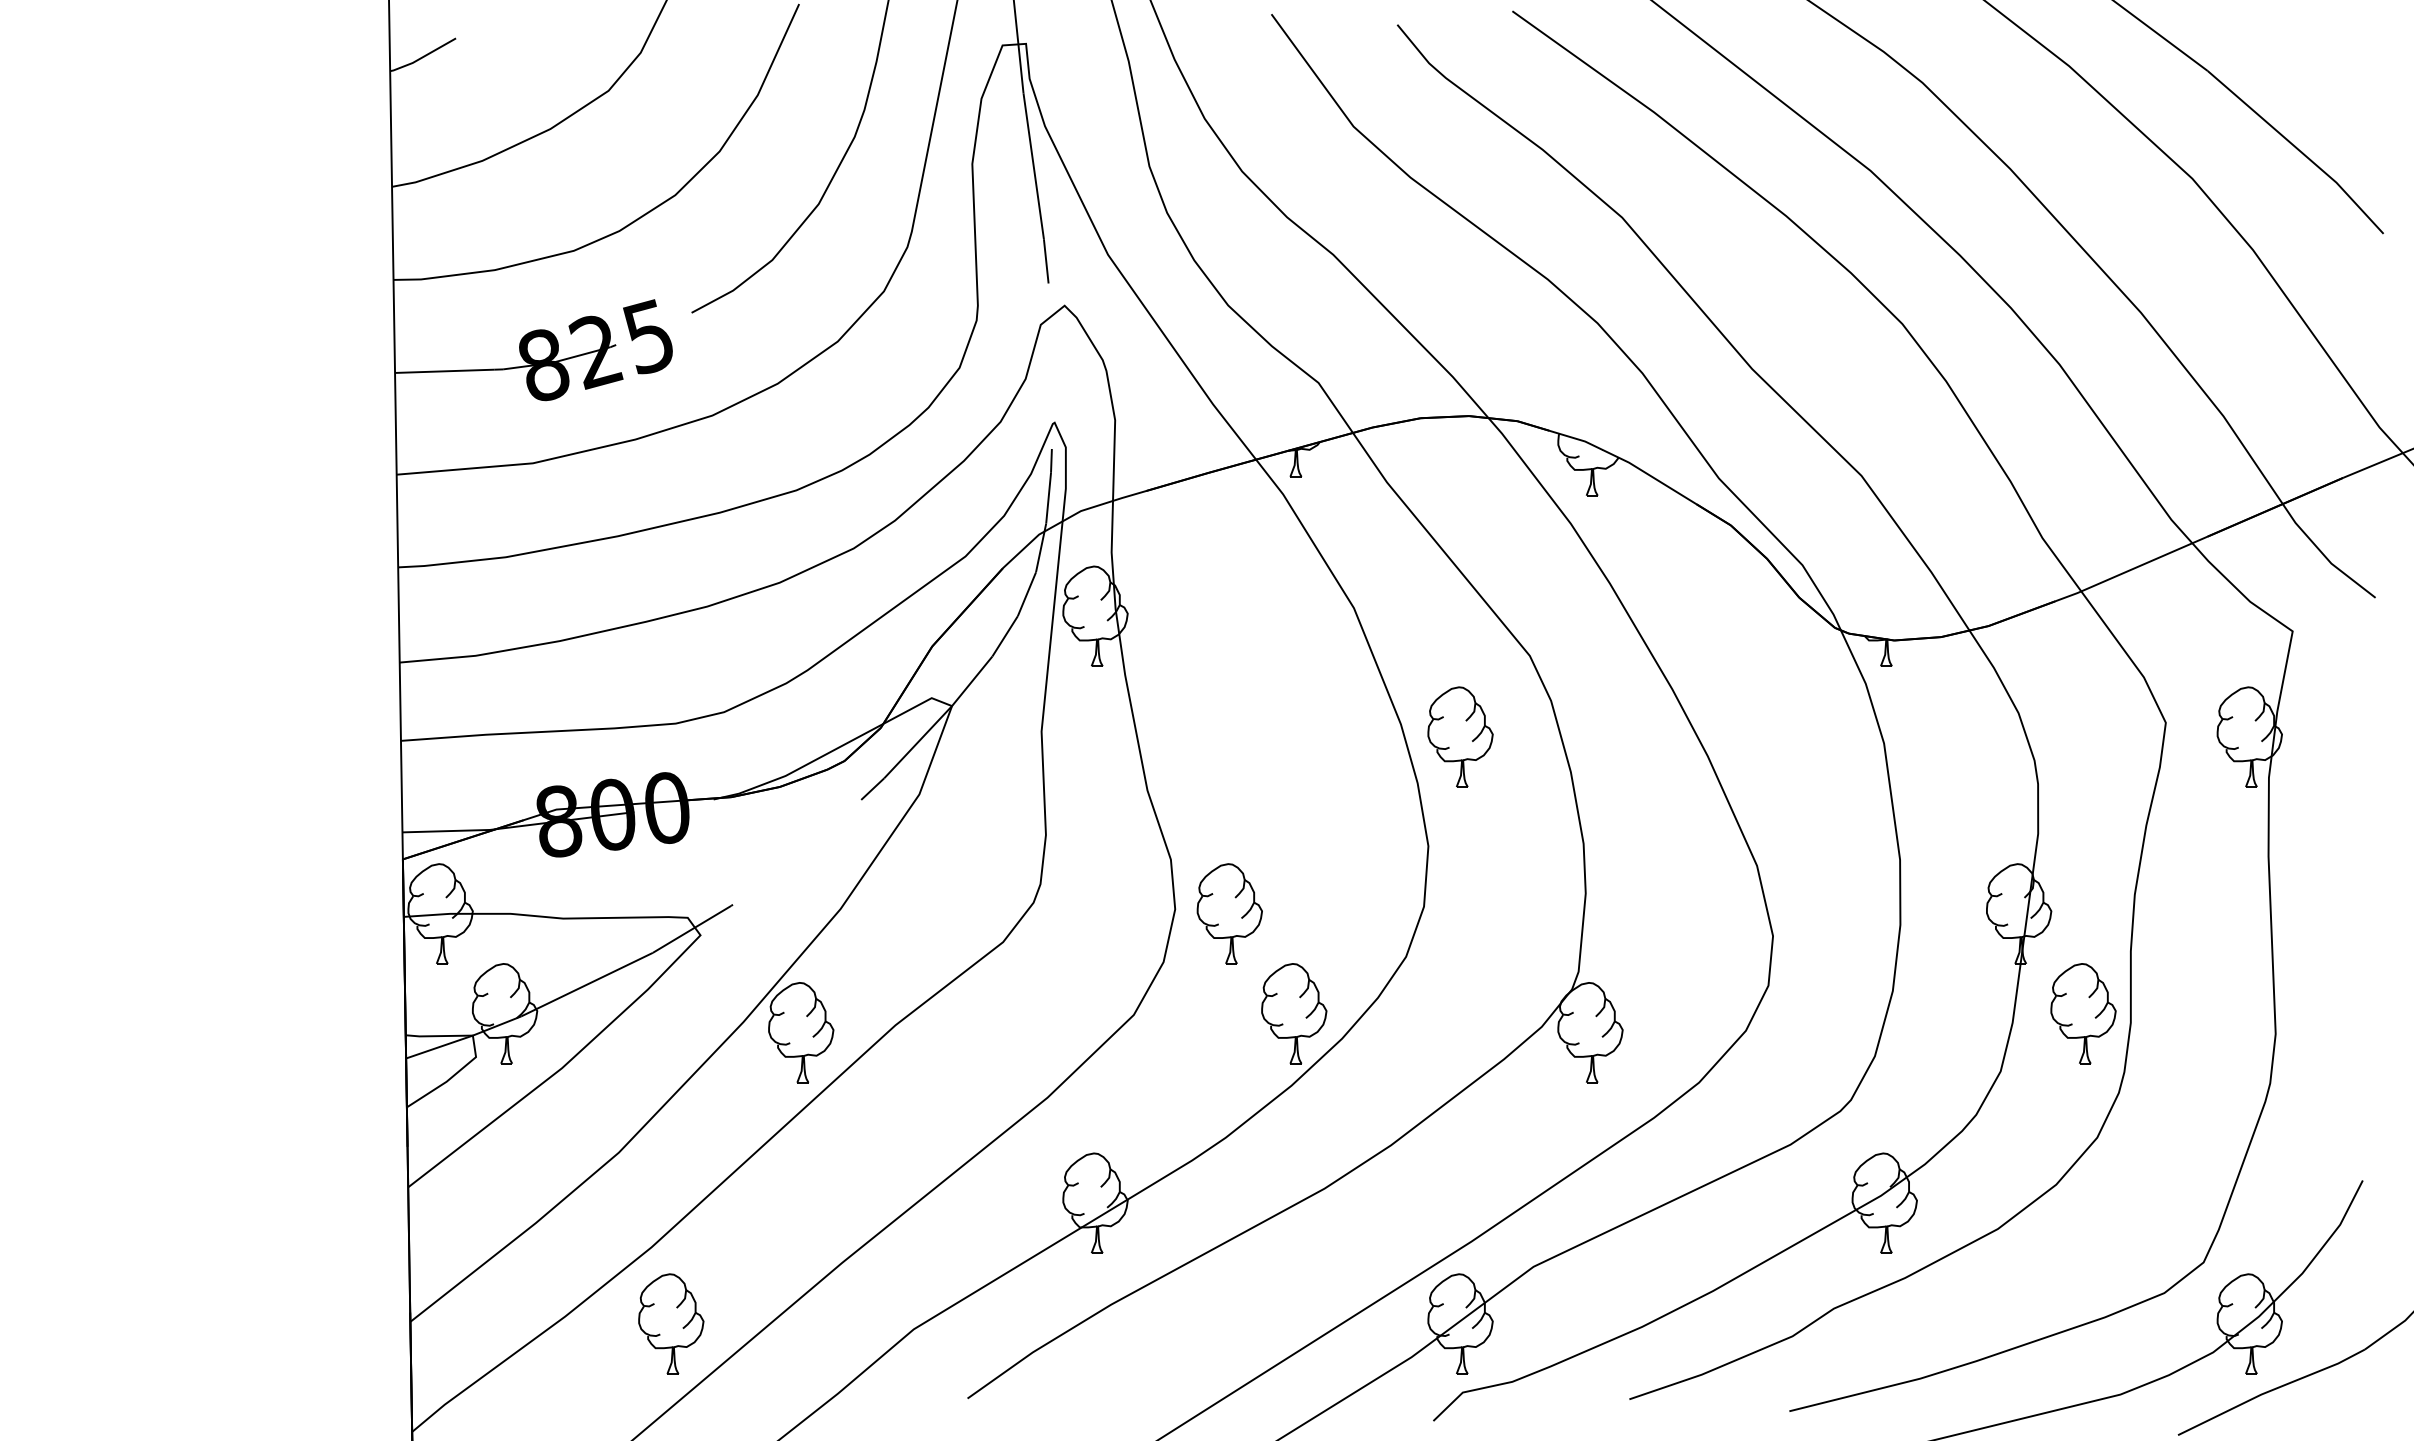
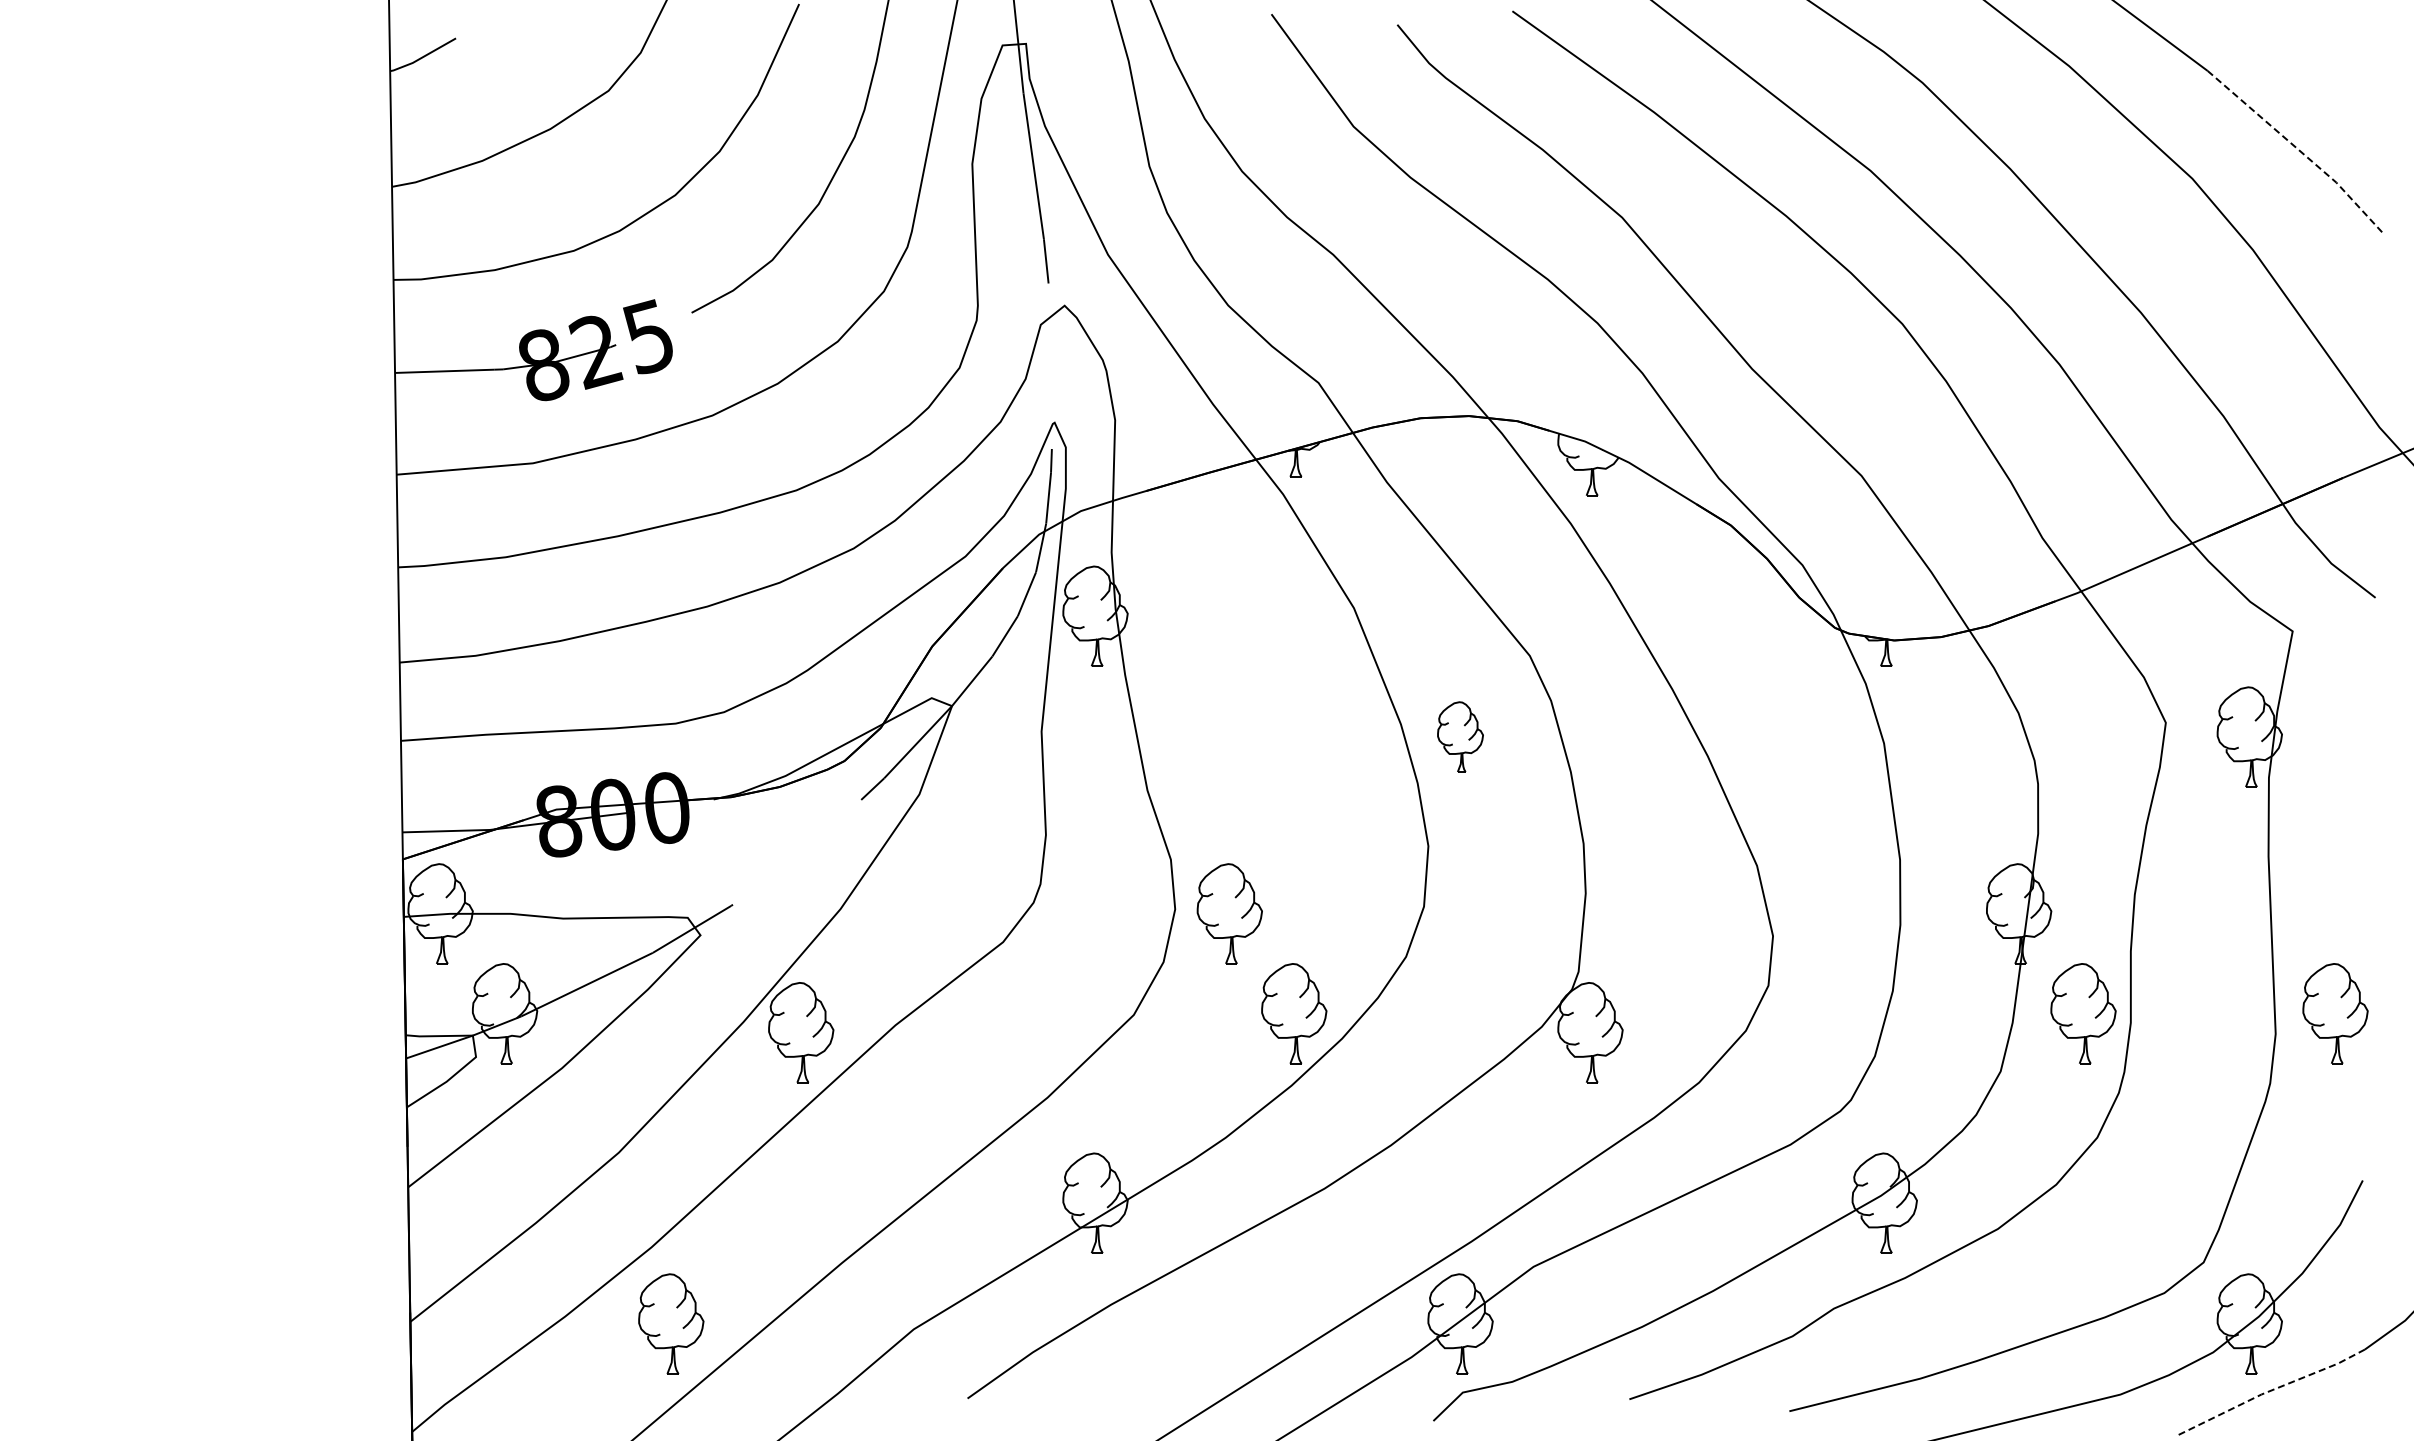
line: solid -> dashed (2298, 150)
part size: 67x102 px -> 47x72 px (1460, 736)
part: none -> present (2335, 1013)
line: solid -> dashed (2270, 1390)
